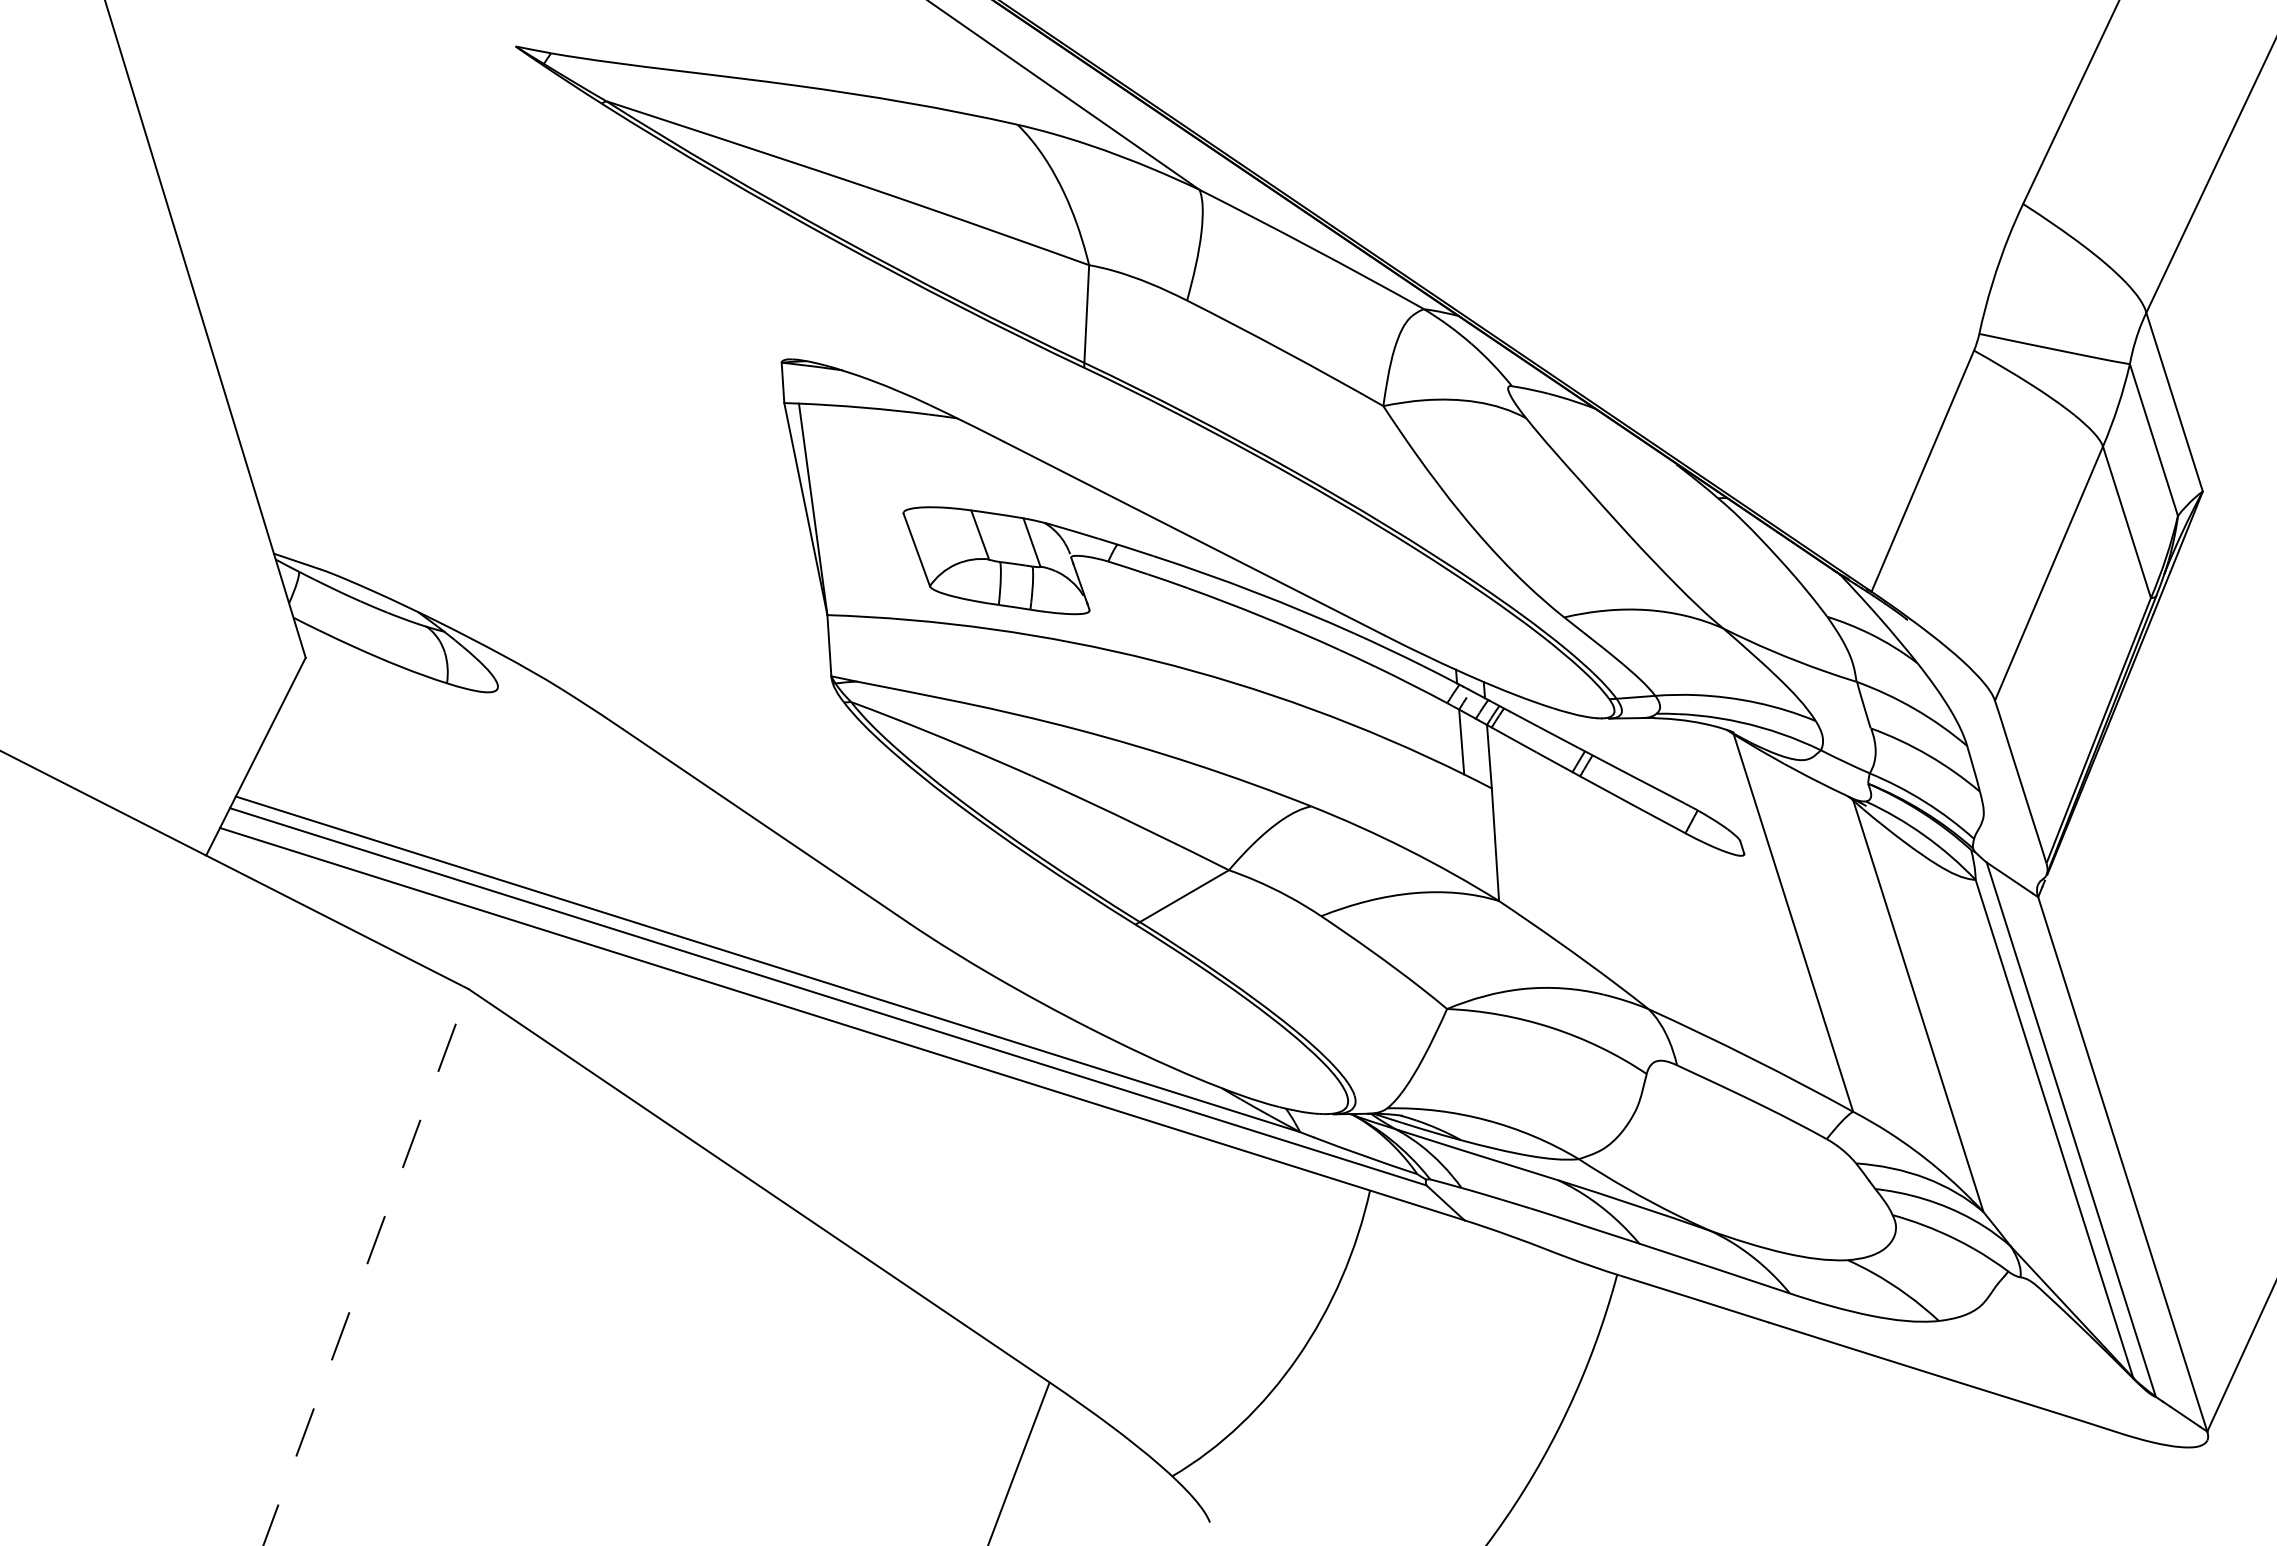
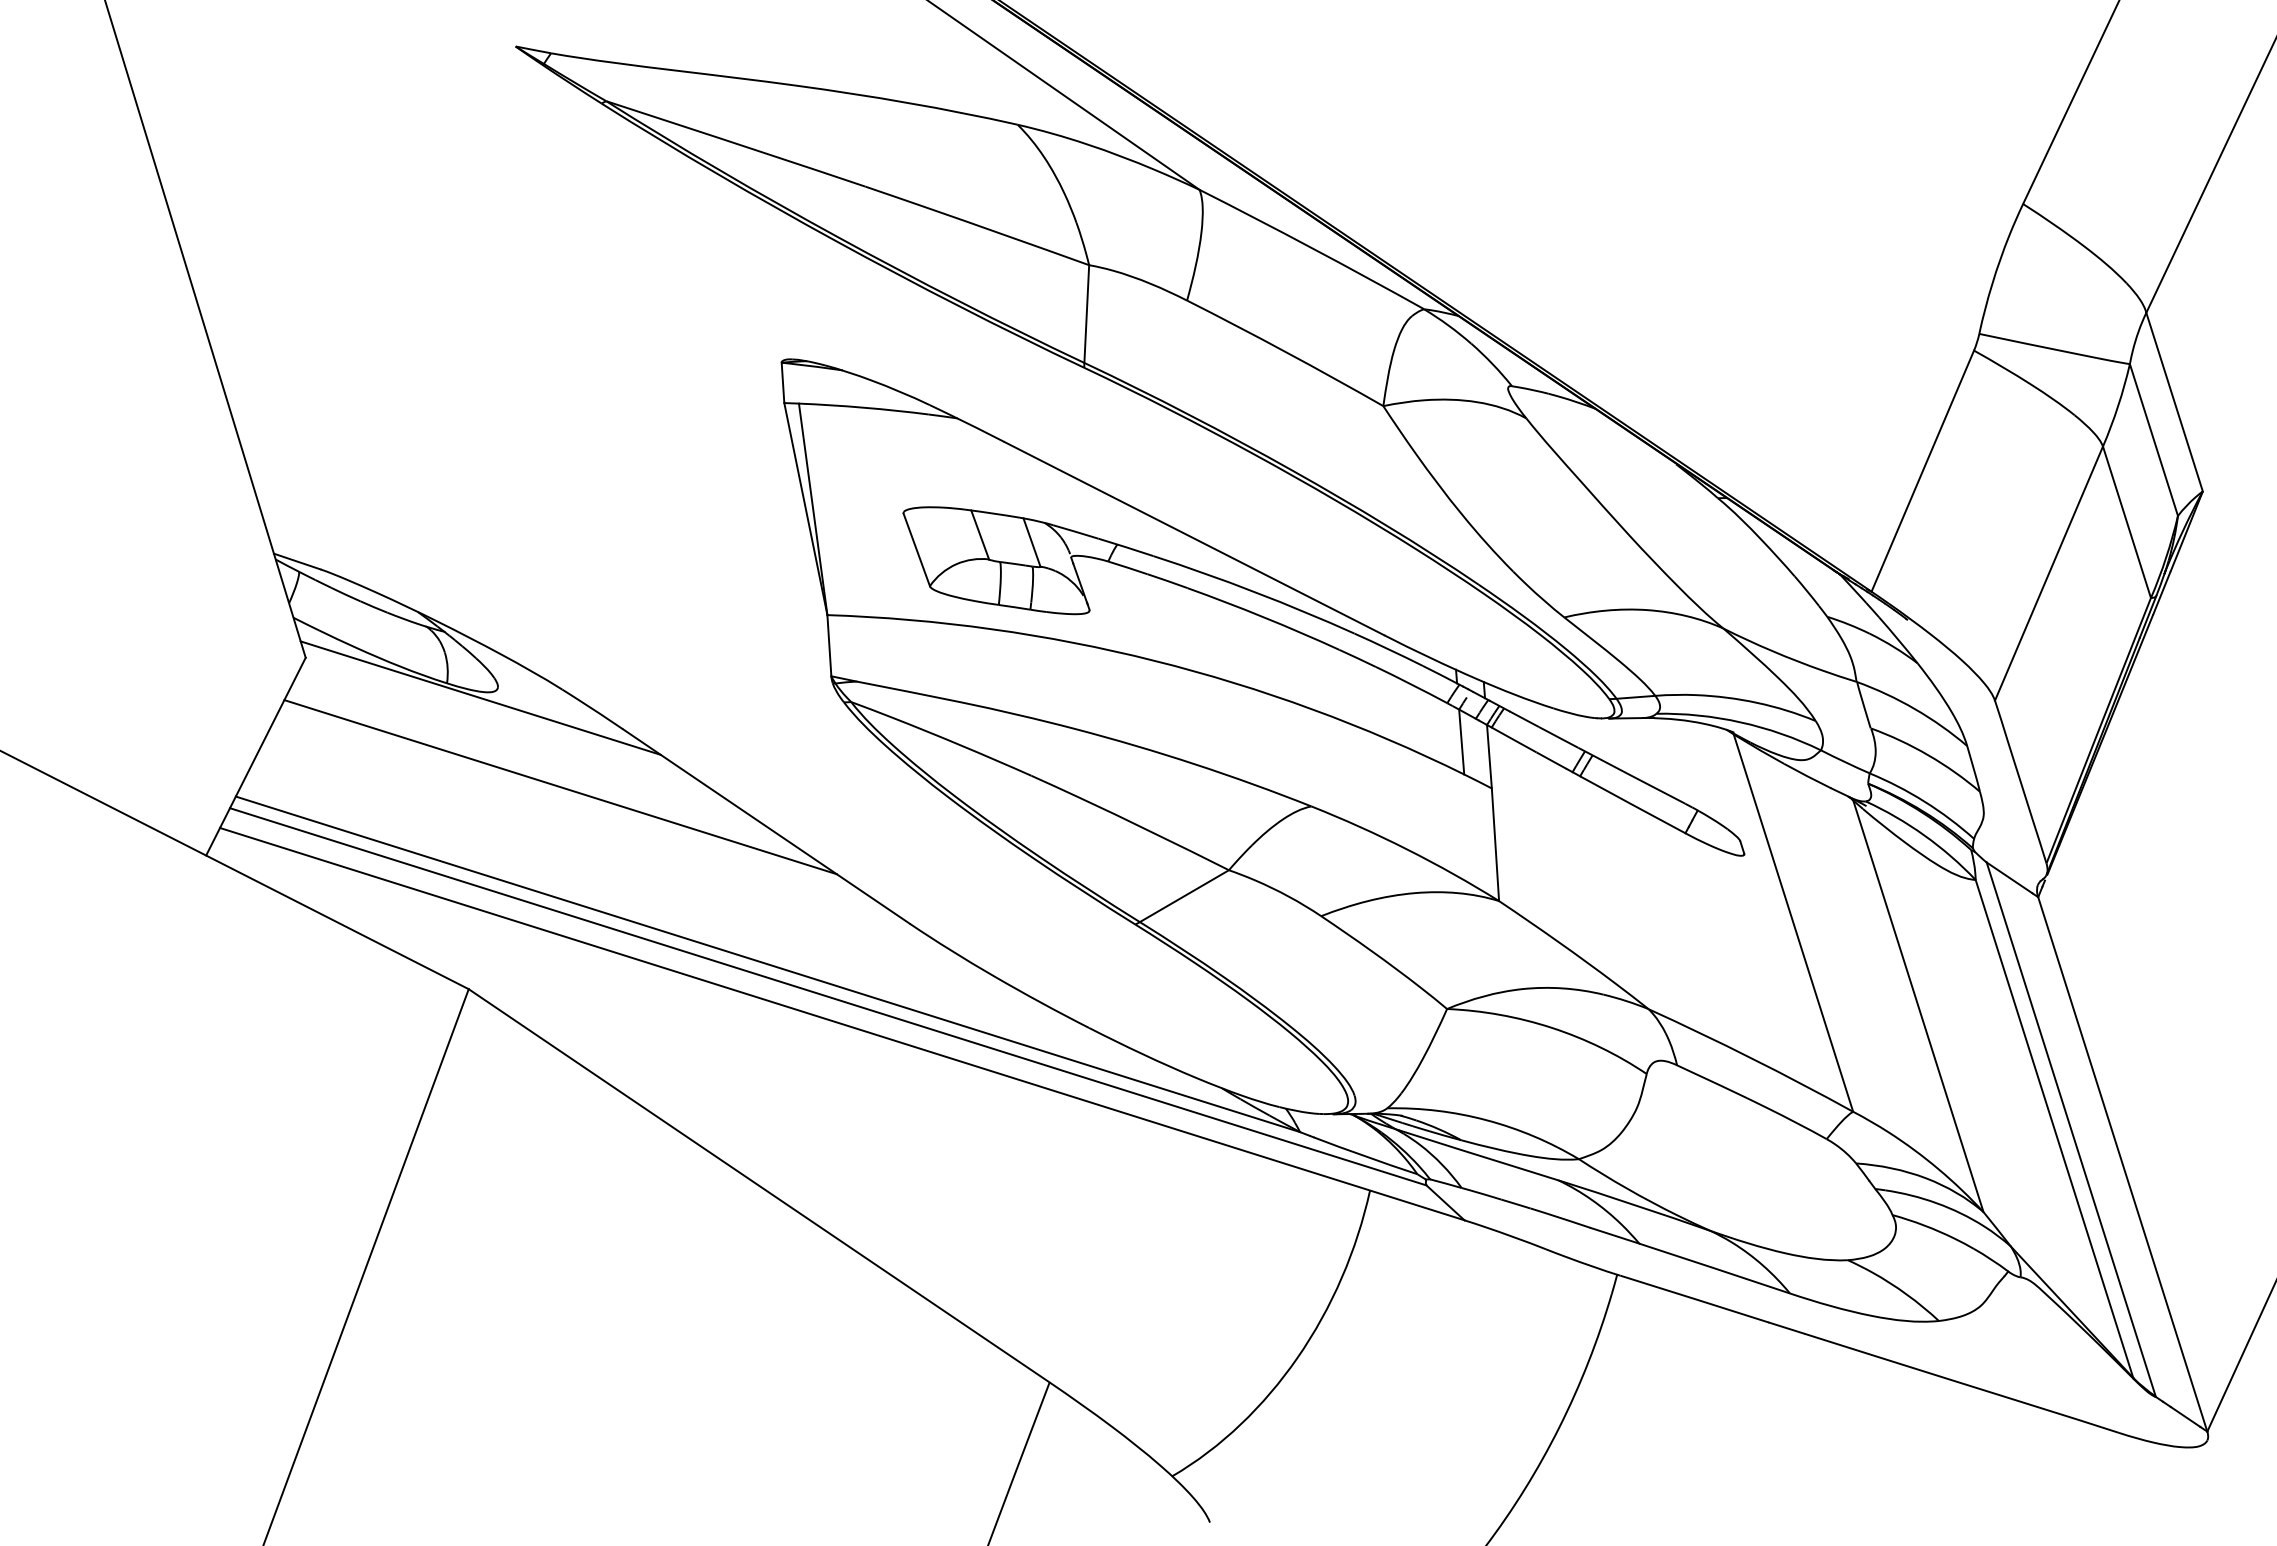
line: none -> present (480, 697)
line: none -> present (560, 787)
line: dashed -> solid (366, 1266)
